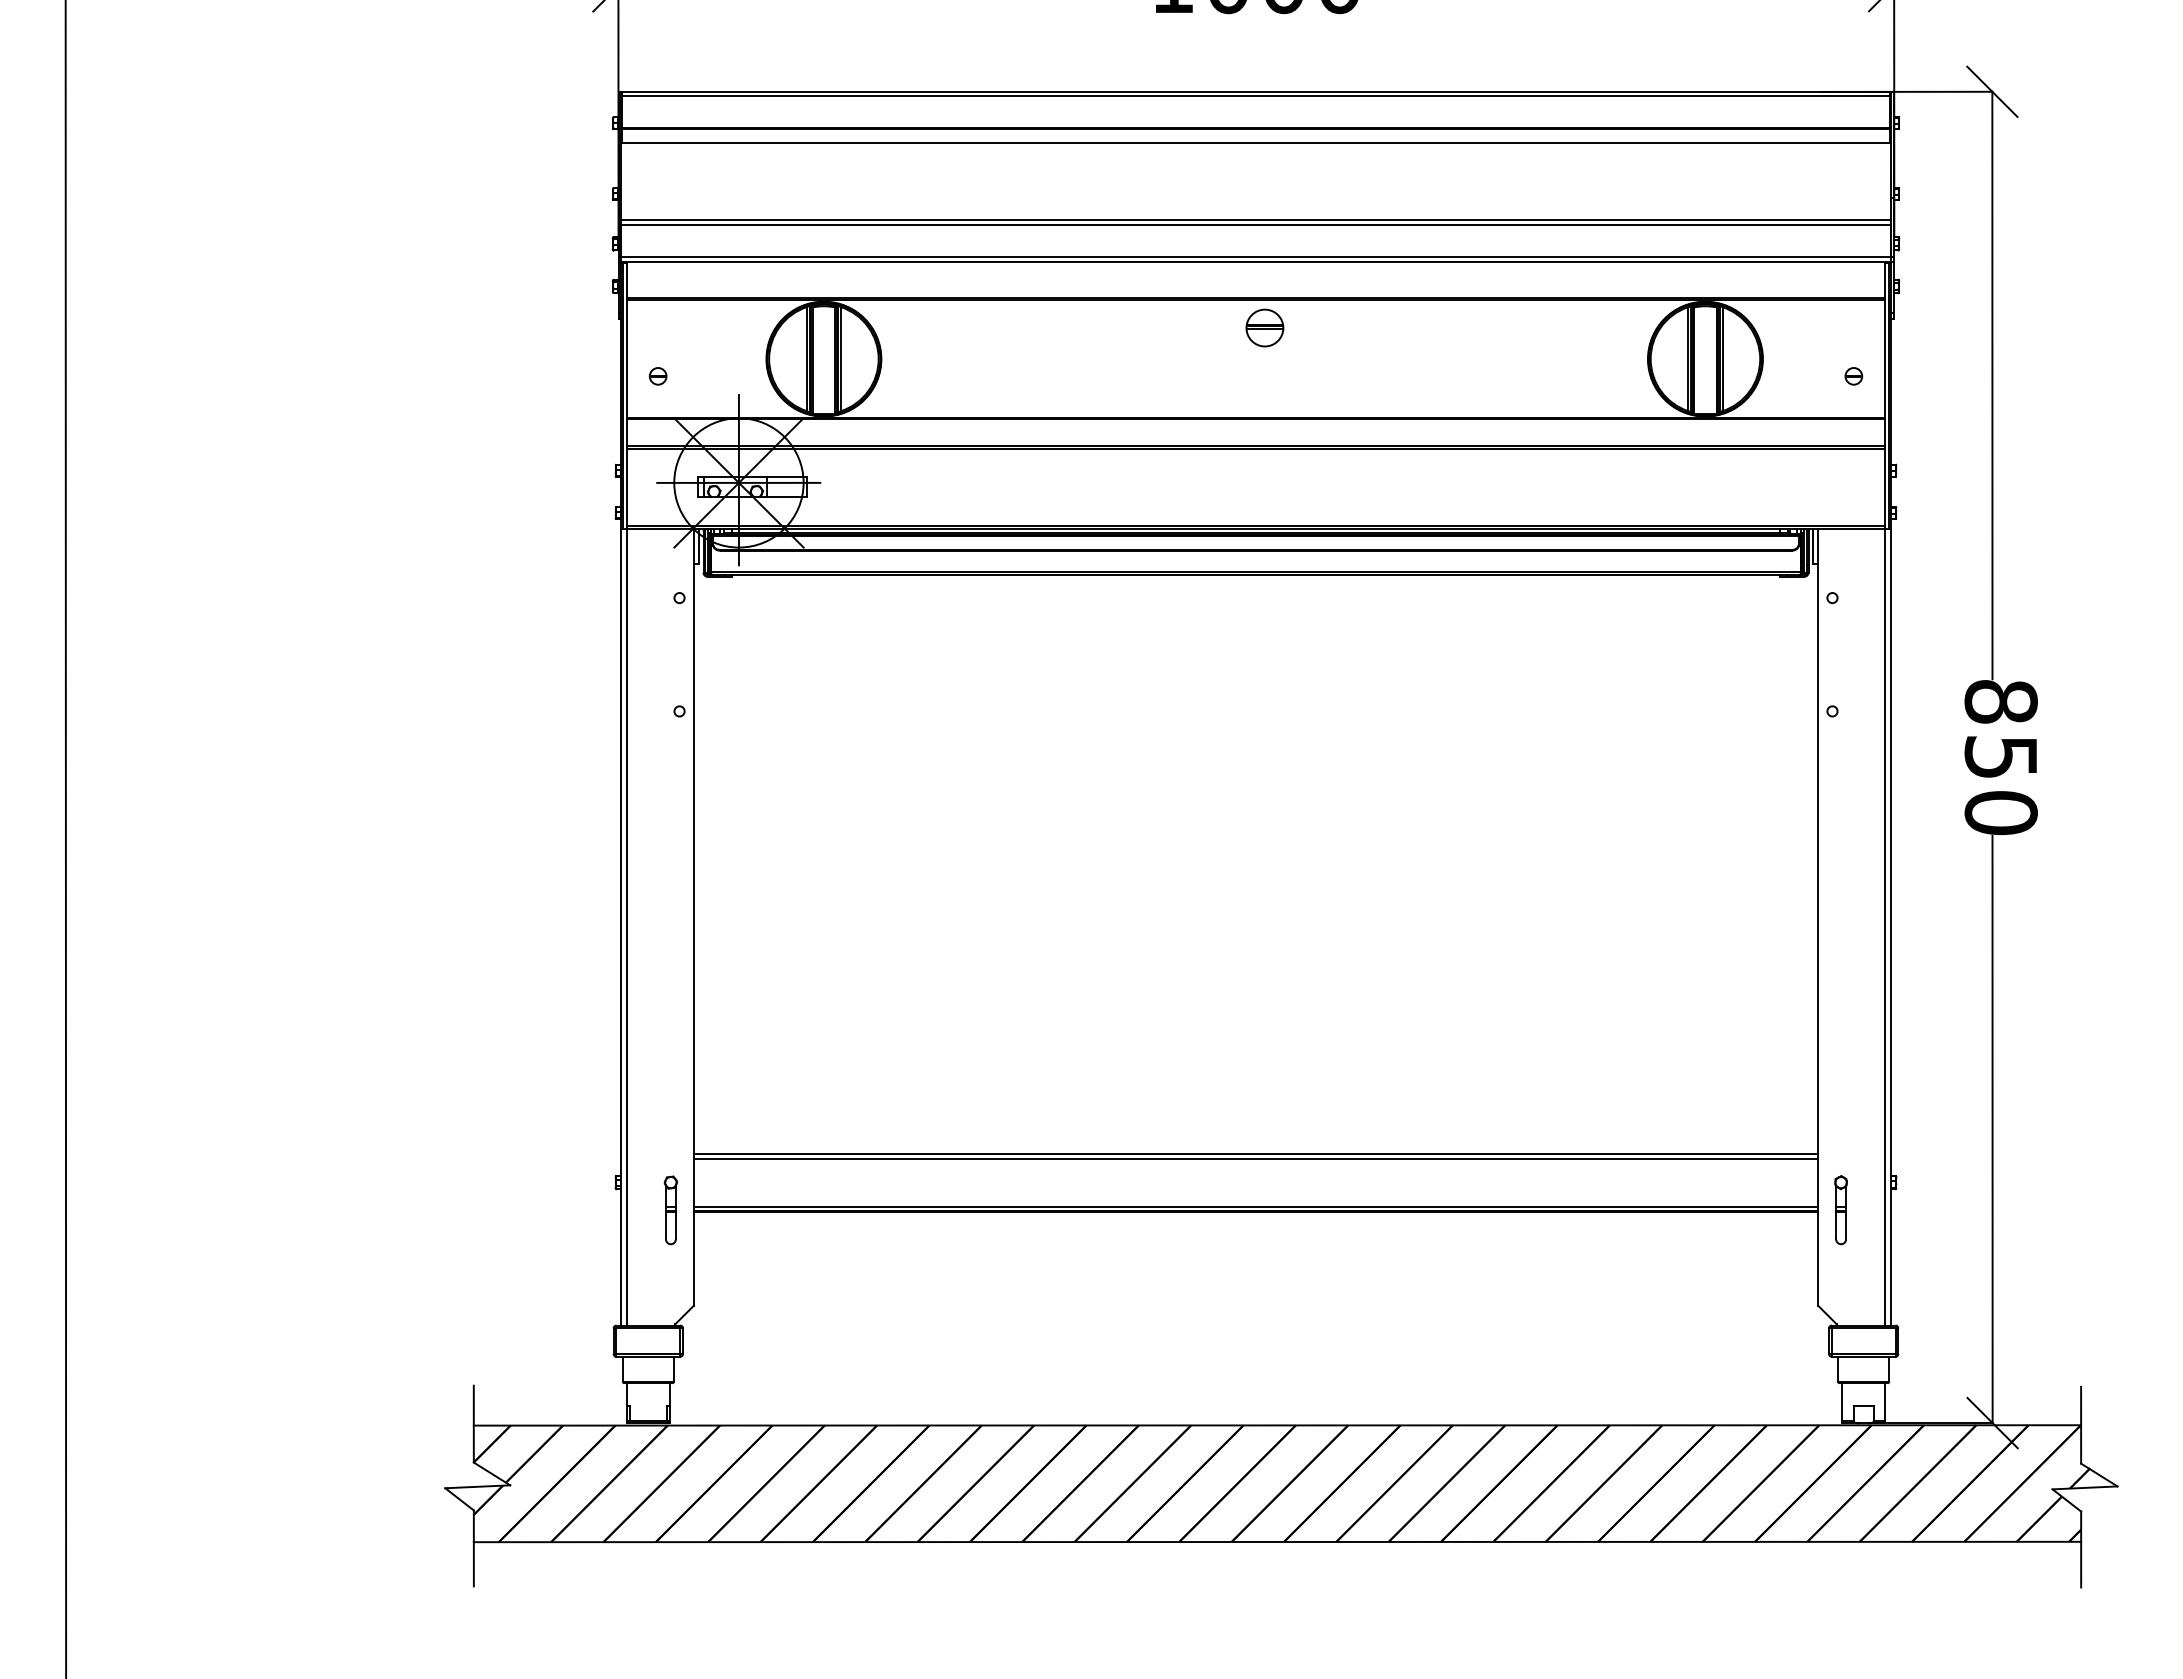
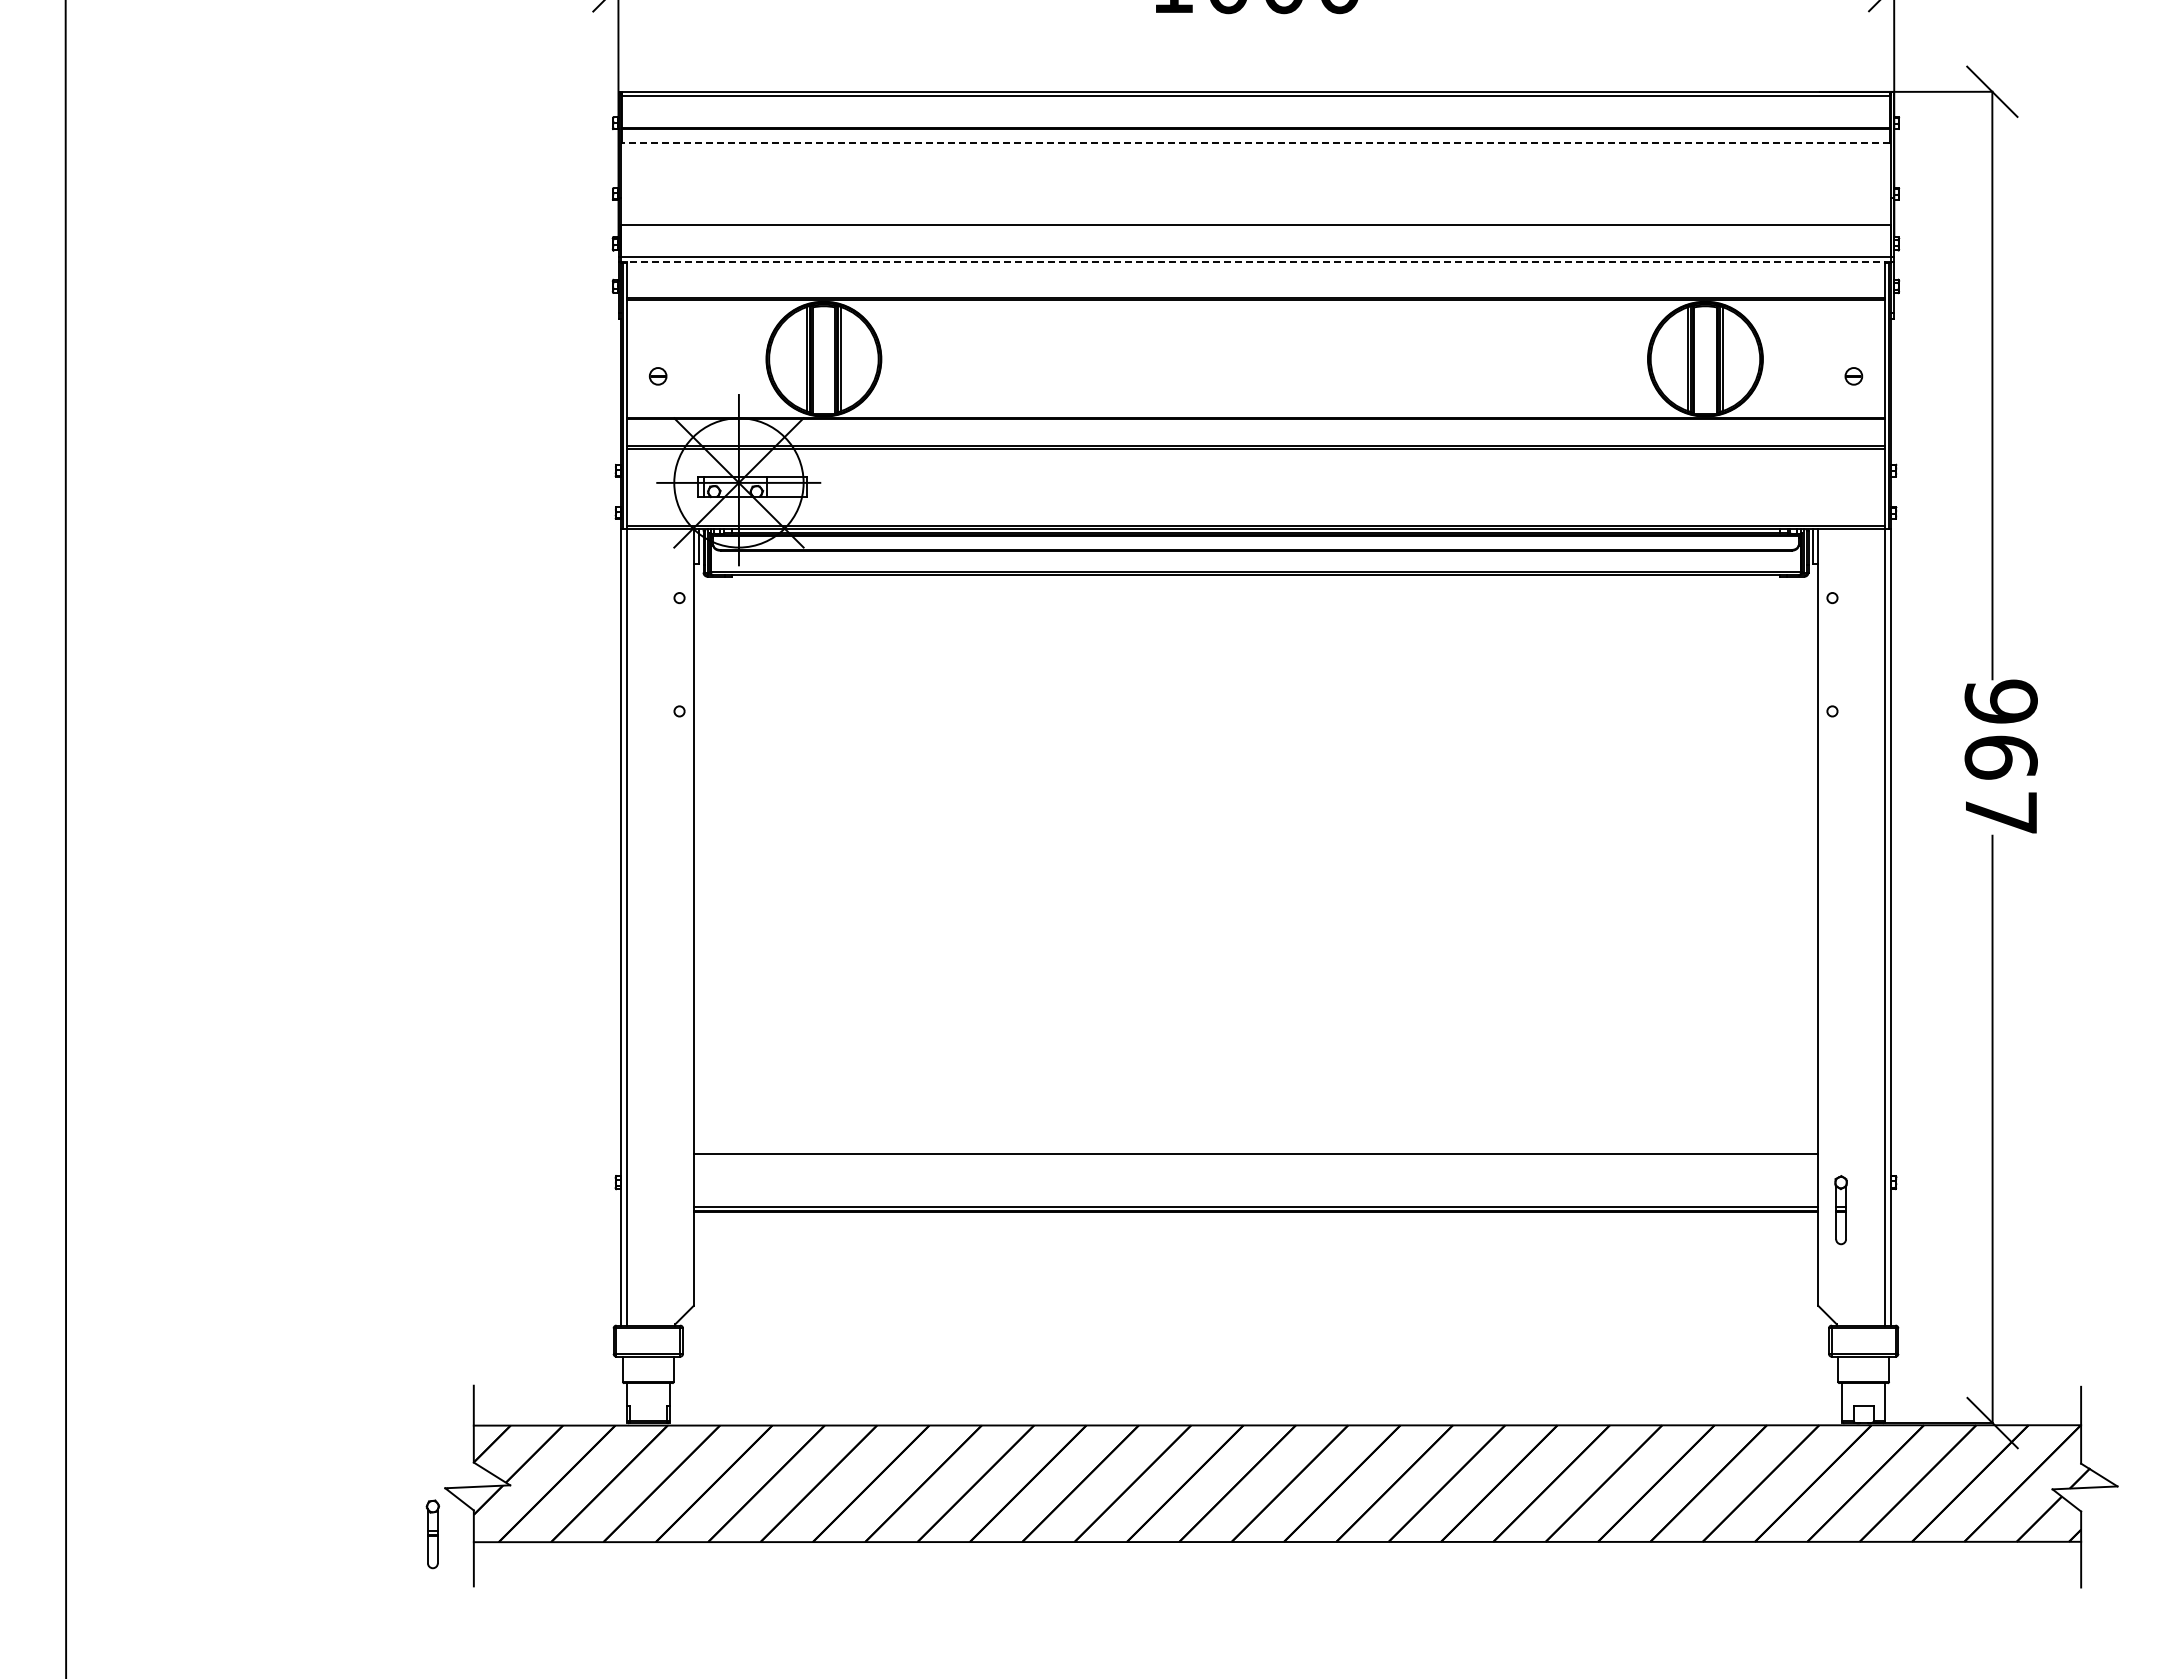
line: solid -> dashed (1255, 142)
line: present -> none (1255, 219)
line: solid -> dashed (1256, 262)
part: present -> none (1264, 327)
text: 850 -> 967 (2000, 757)
line: present -> none (1255, 1158)
part position: (670, 1210) -> (432, 1534) (432, 1534)
